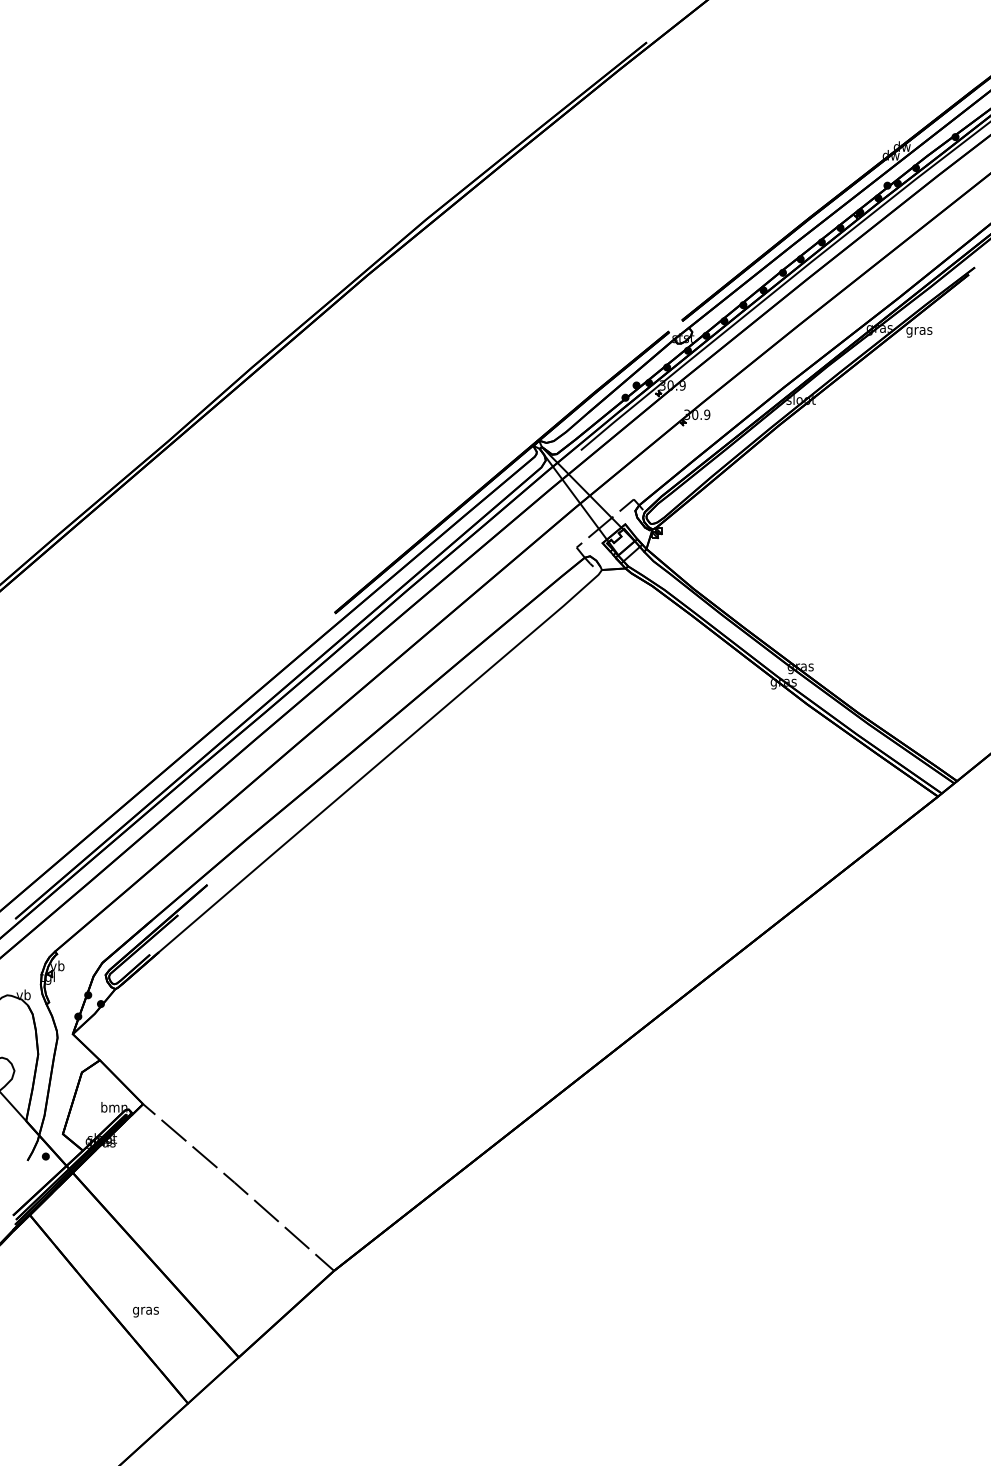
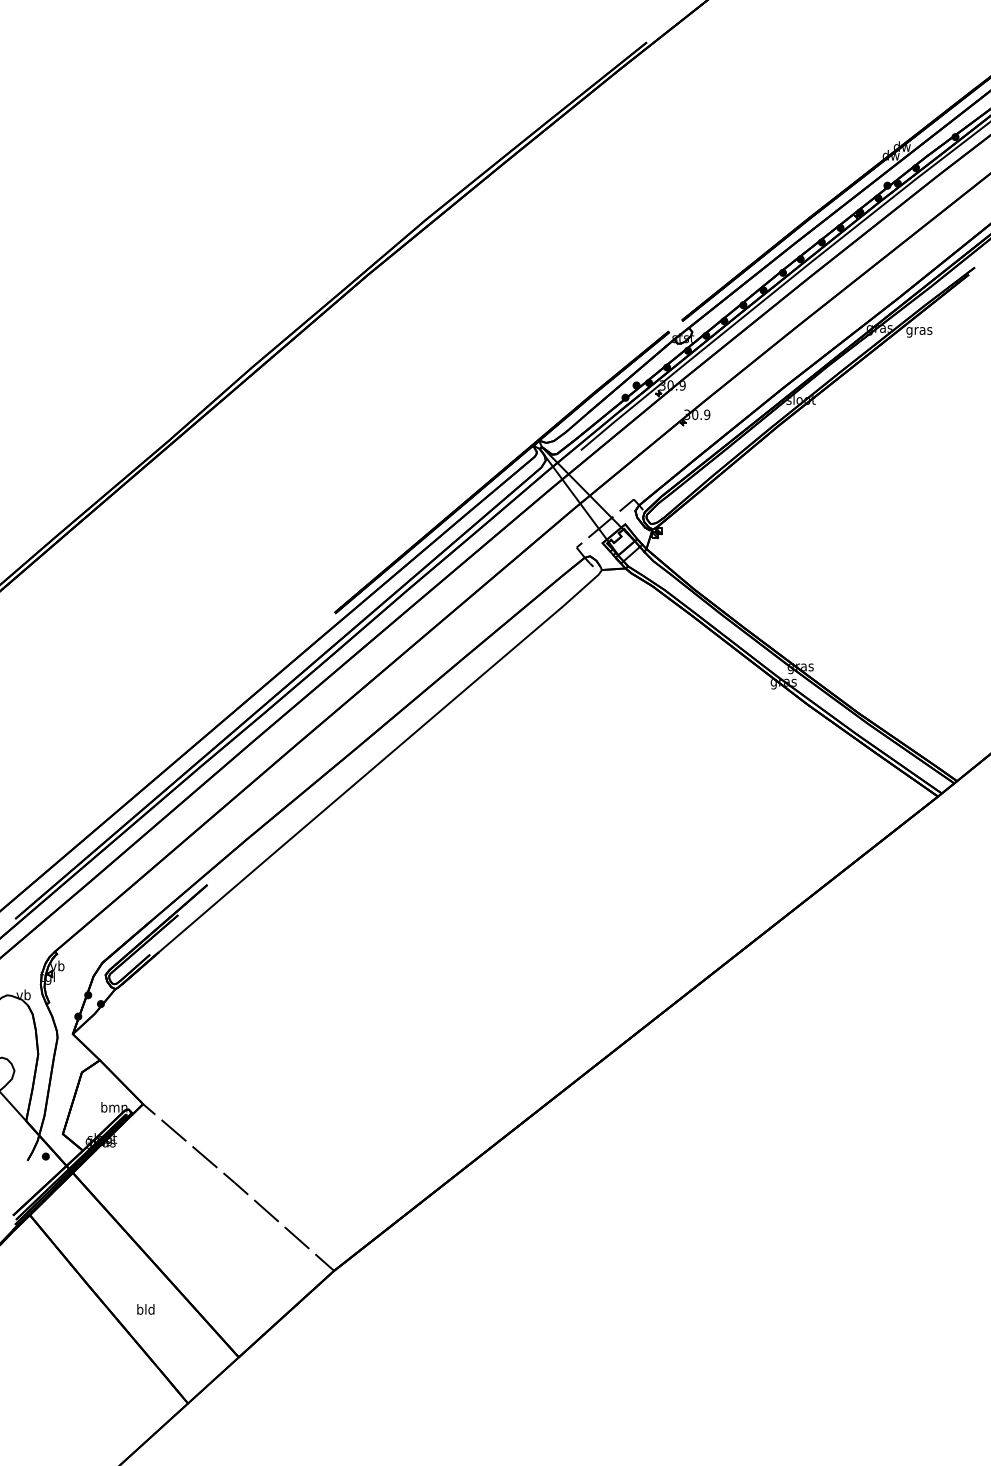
text: gras -> bld (145, 1310)
